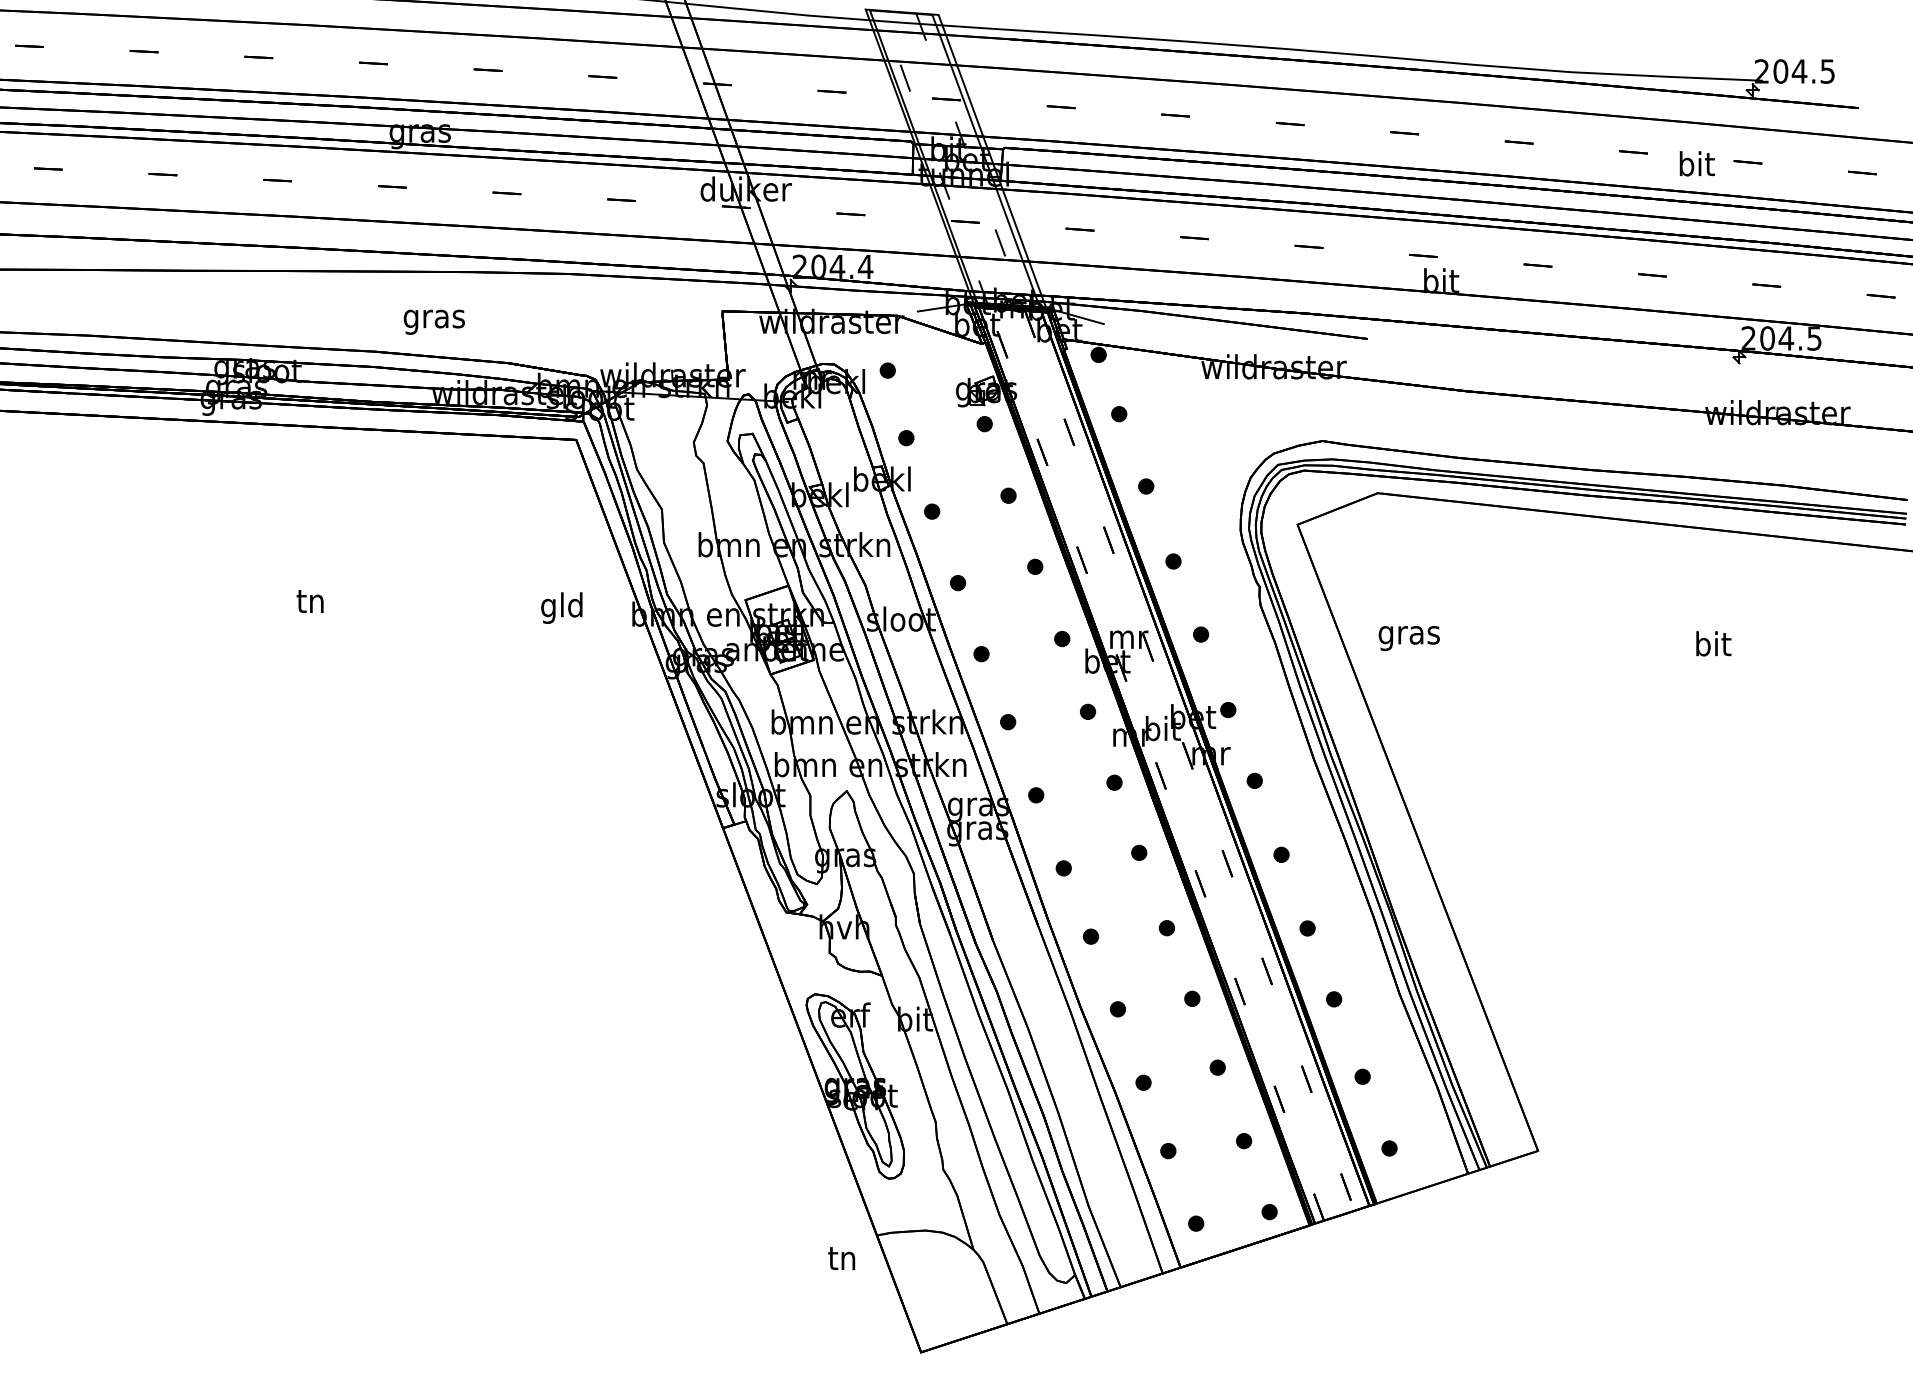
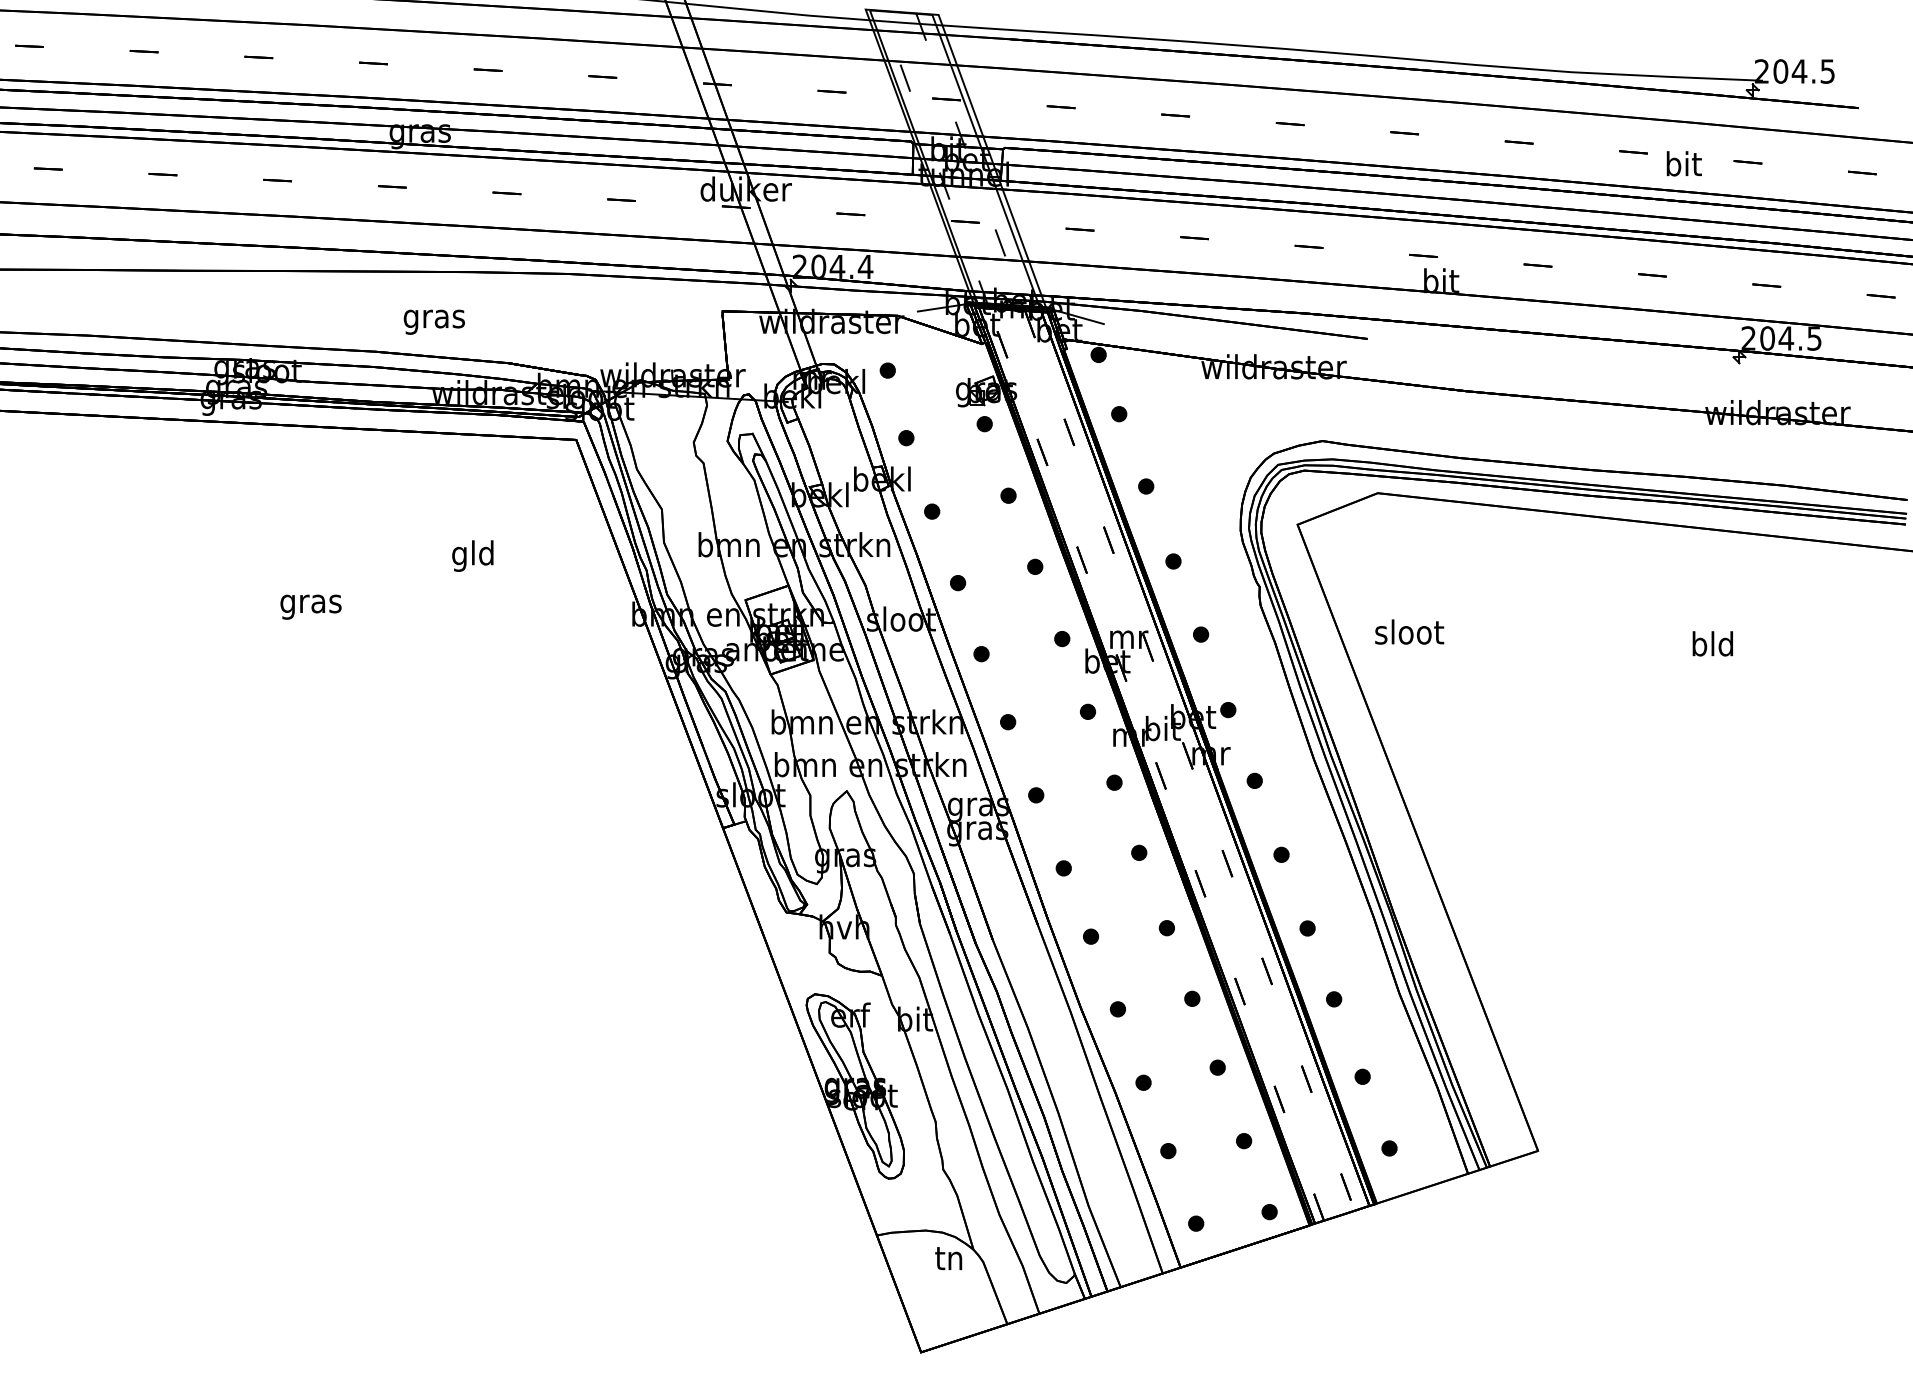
text position: (1696, 163) -> (1683, 163) (1683, 163)
text: tn -> gras (310, 604)
text position: (561, 607) -> (472, 555) (472, 555)
text: gras -> sloot (1409, 635)
text: bit -> bld (1712, 643)
text position: (841, 1258) -> (948, 1258) (948, 1258)
